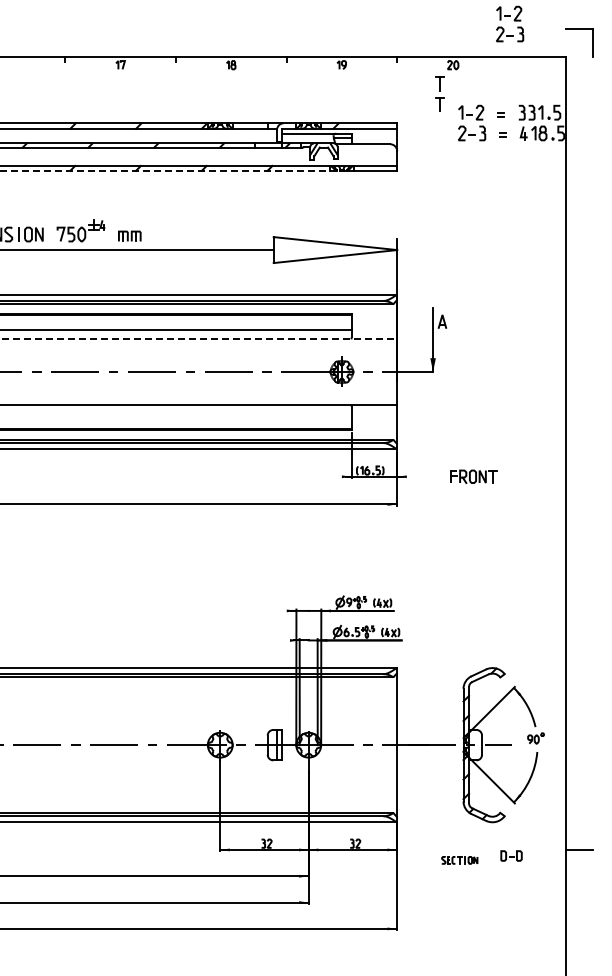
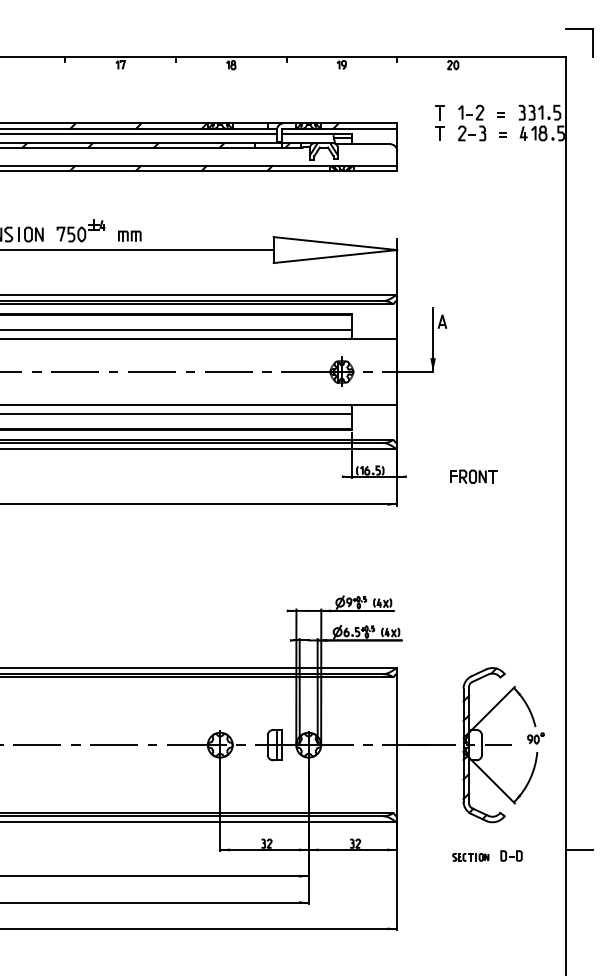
part: present -> none (510, 23)
part position: (439, 93) -> (439, 122) (439, 122)
line: none -> present (139, 133)
line: dashed -> solid (170, 170)
line: dashed -> solid (199, 339)
line: none -> present (176, 414)
part position: (459, 860) -> (470, 857) (470, 857)
